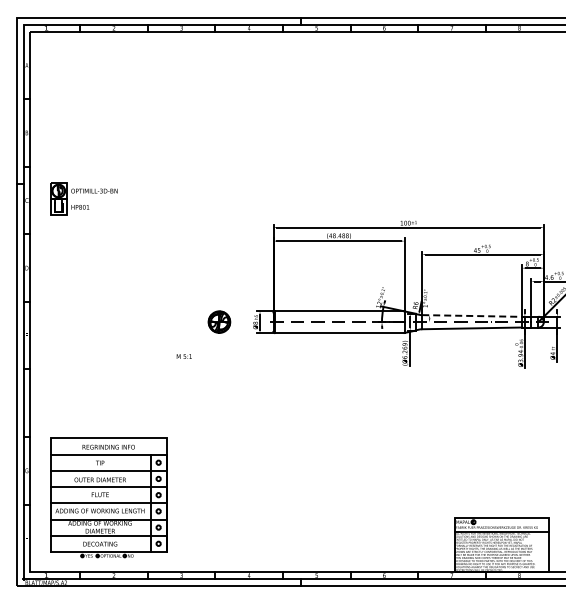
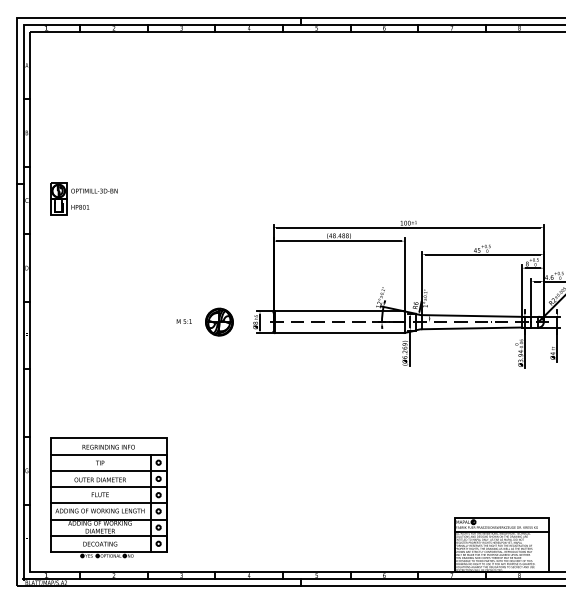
line: dashed -> solid (472, 316)
part size: 25x24 px -> 29x30 px (219, 321)
text position: (183, 356) -> (183, 321) (183, 321)
